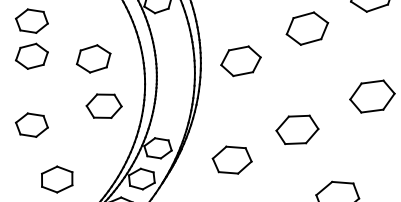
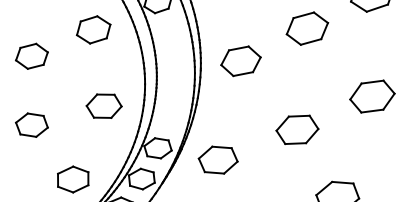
part: present -> none (31, 20)
part position: (93, 58) -> (93, 29) (93, 29)
part position: (231, 159) -> (217, 159) (217, 159)
part position: (57, 179) -> (73, 179) (73, 179)
